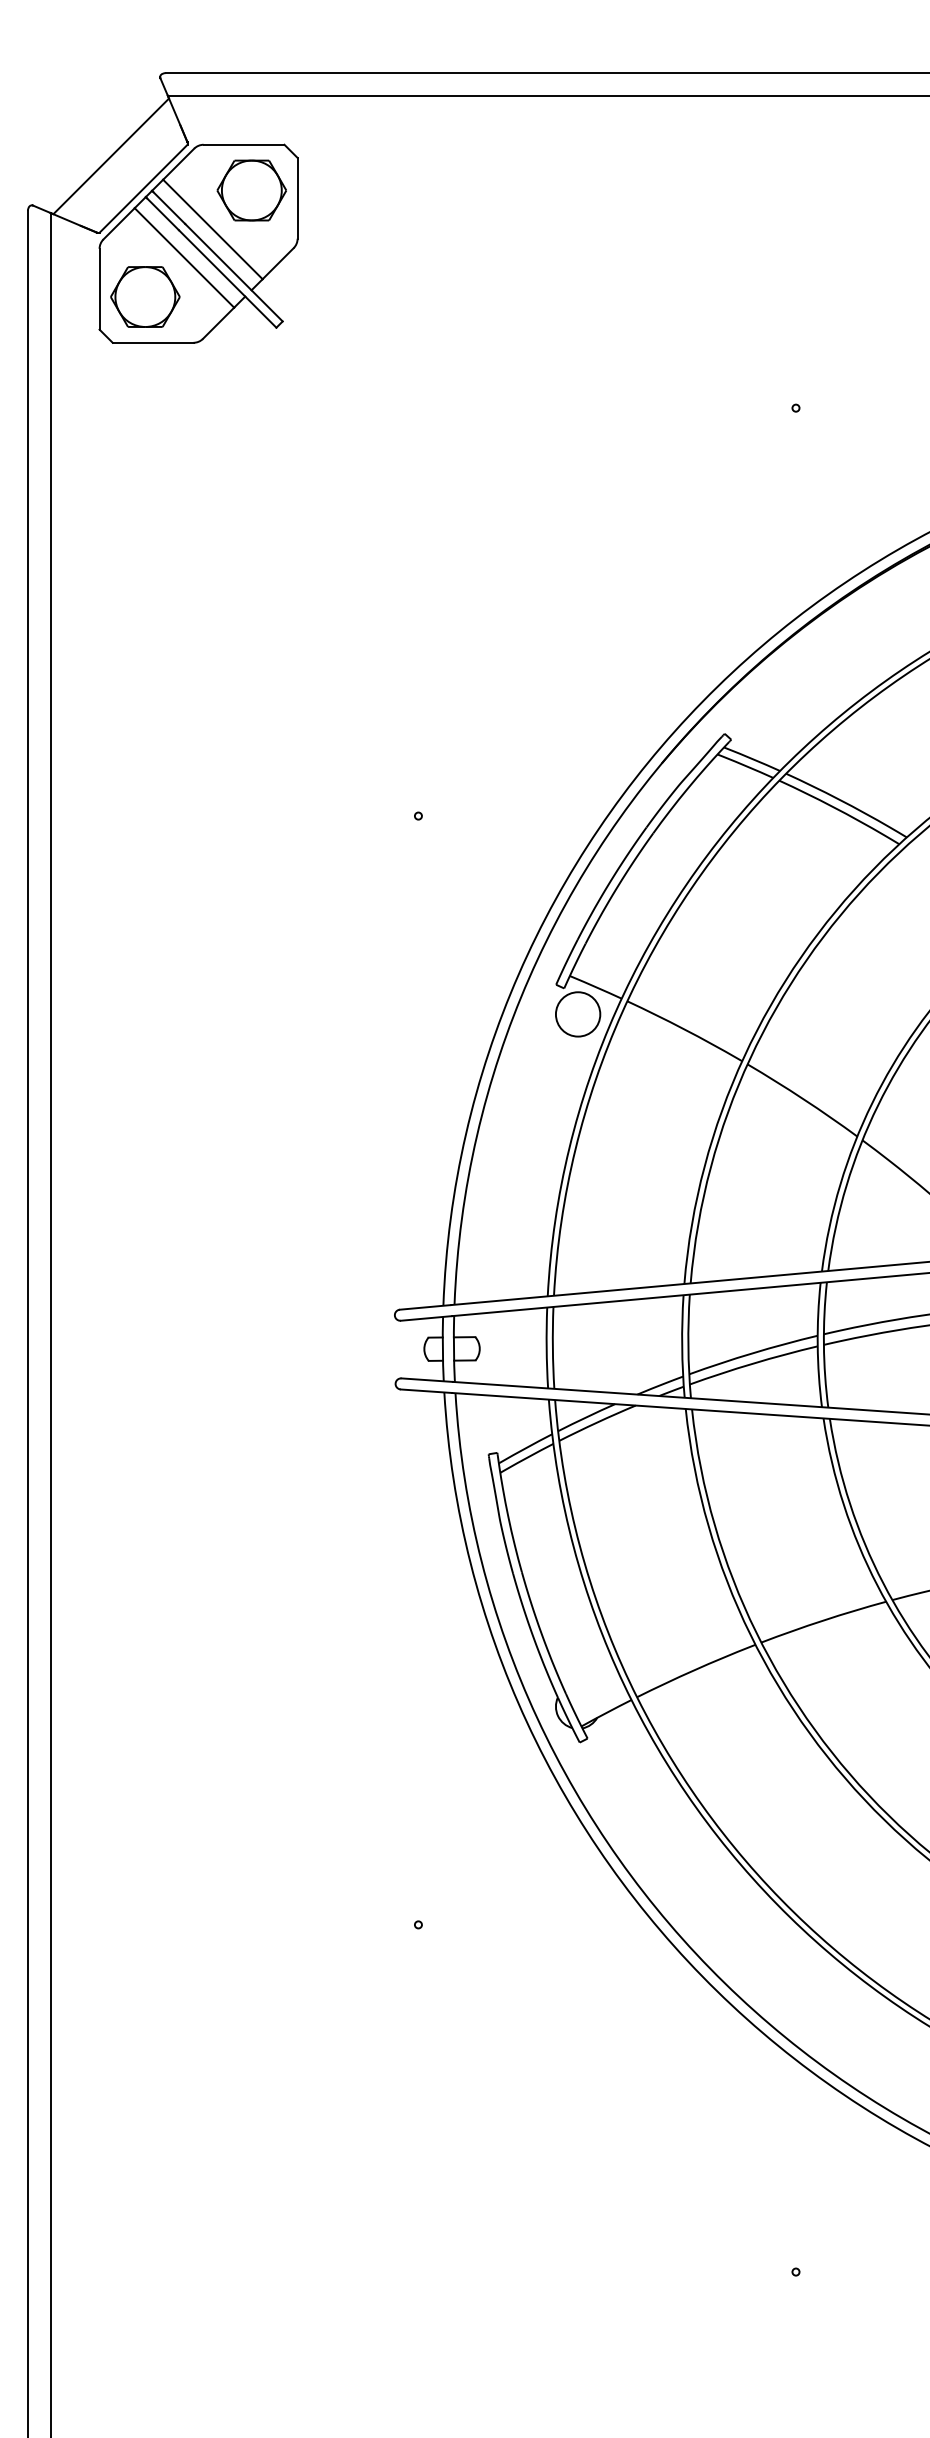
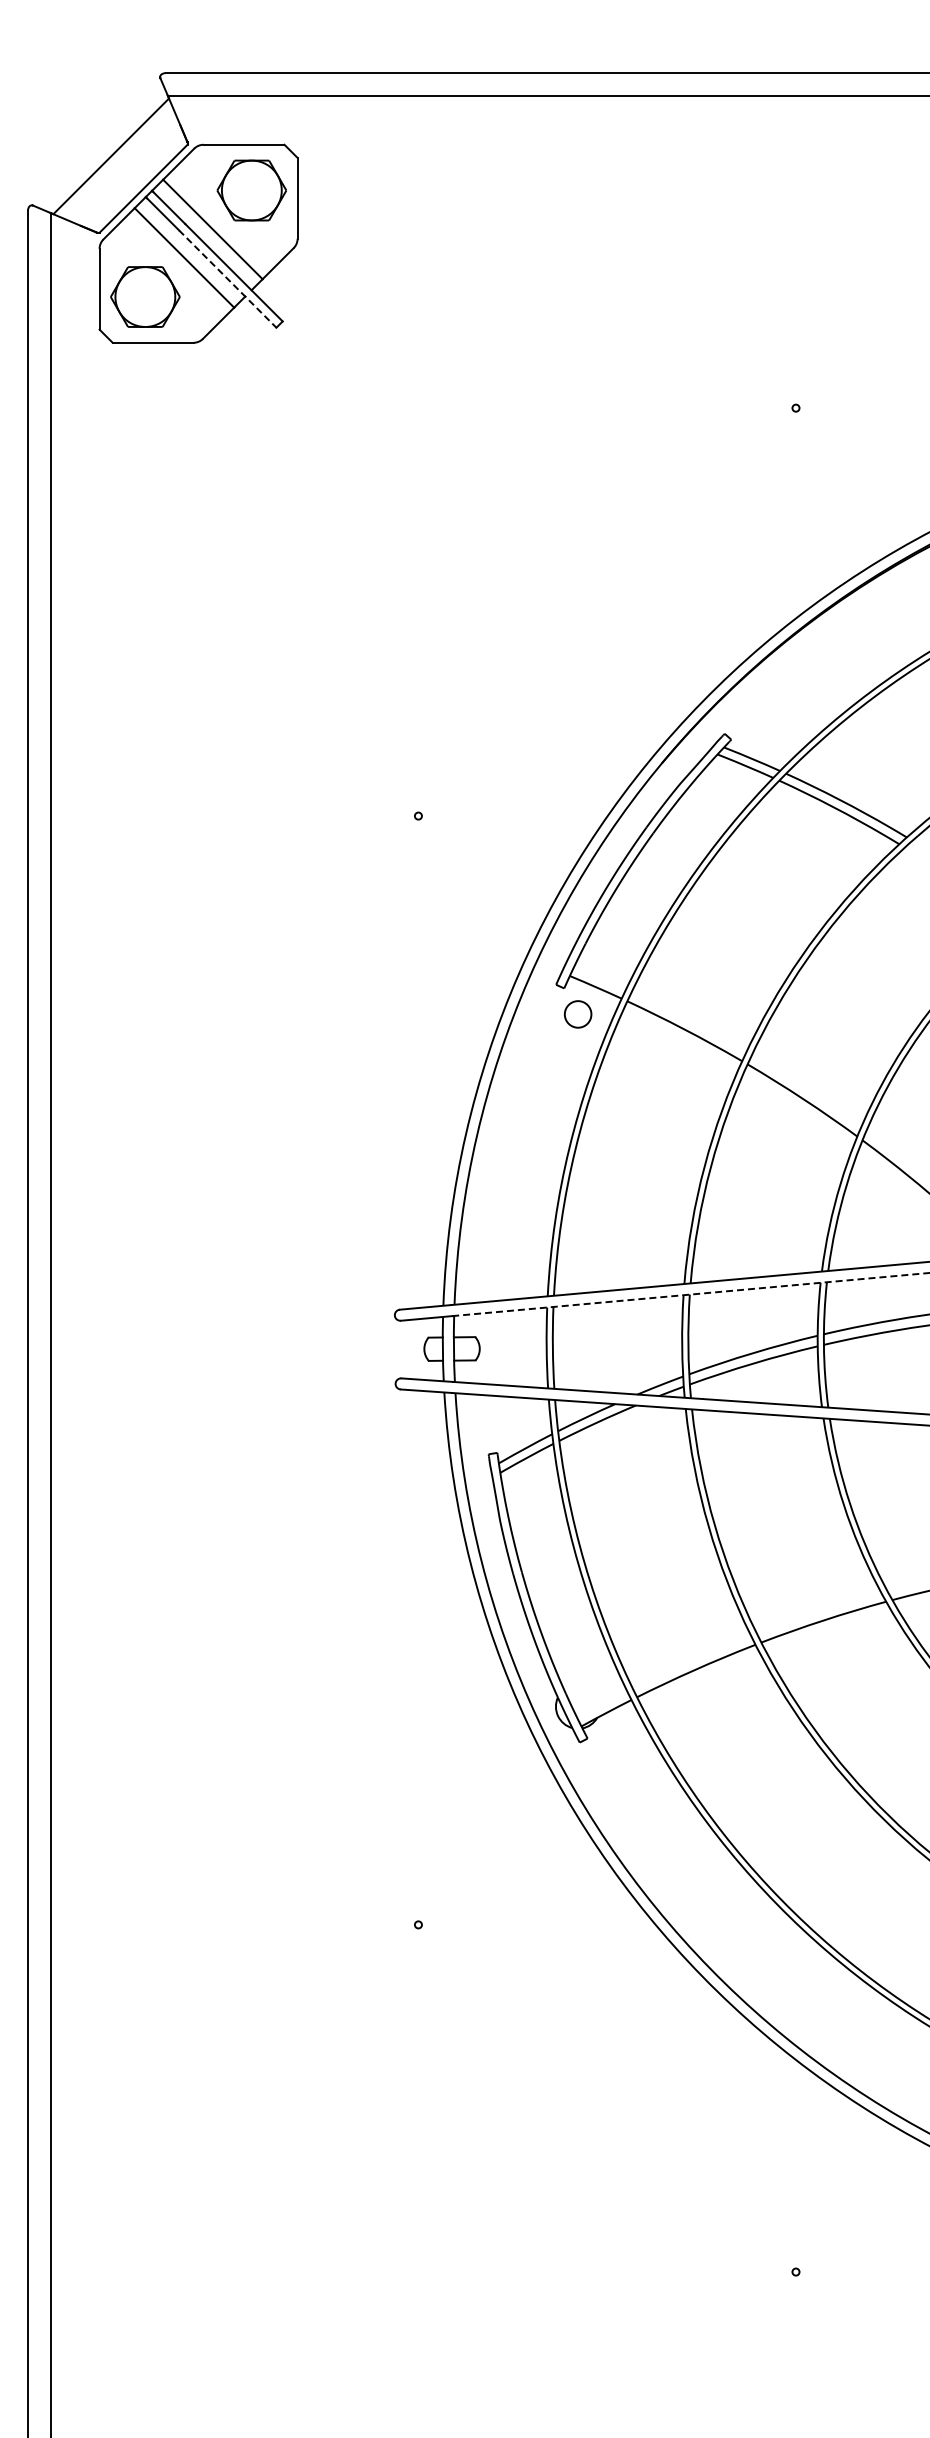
line: solid -> dashed (227, 279)
circle diameter: 44 px -> 27 px (577, 1014)
line: solid -> dashed (690, 1294)
